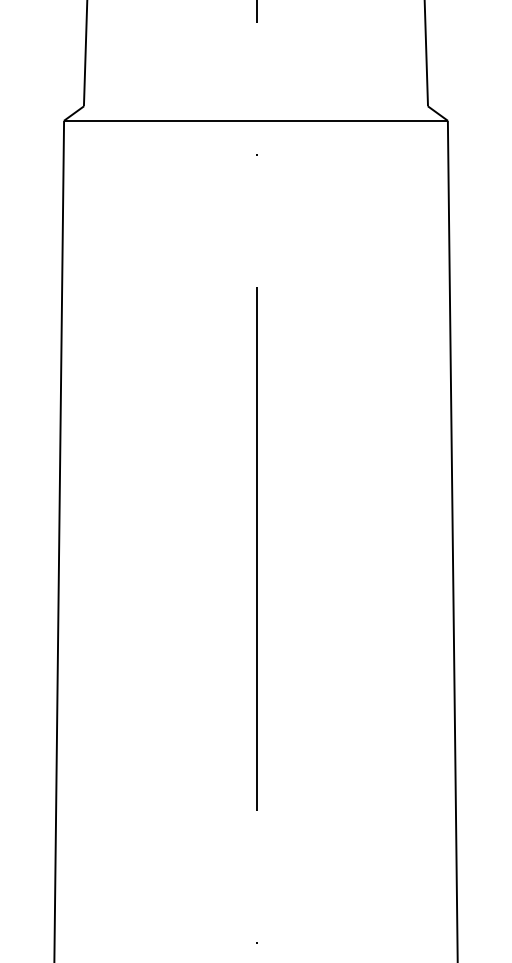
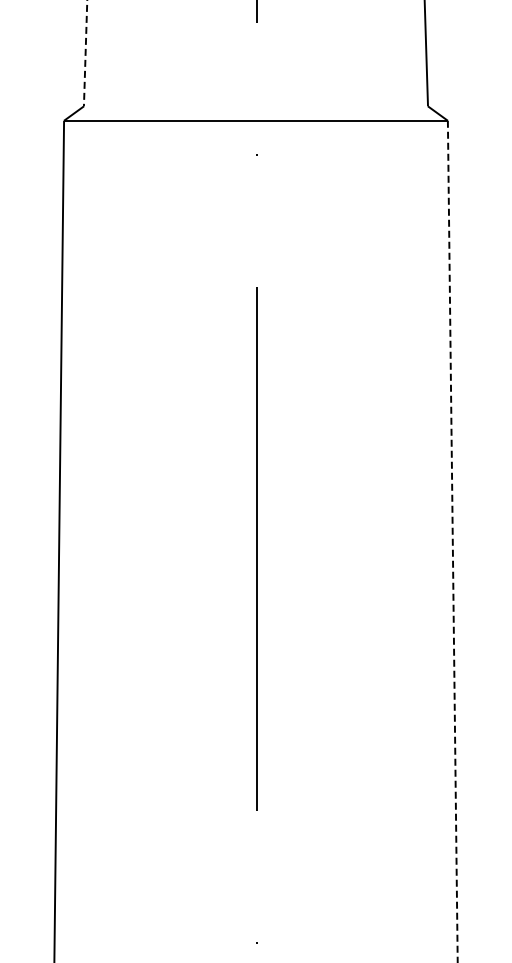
line: solid -> dashed (85, 53)
line: solid -> dashed (452, 541)
